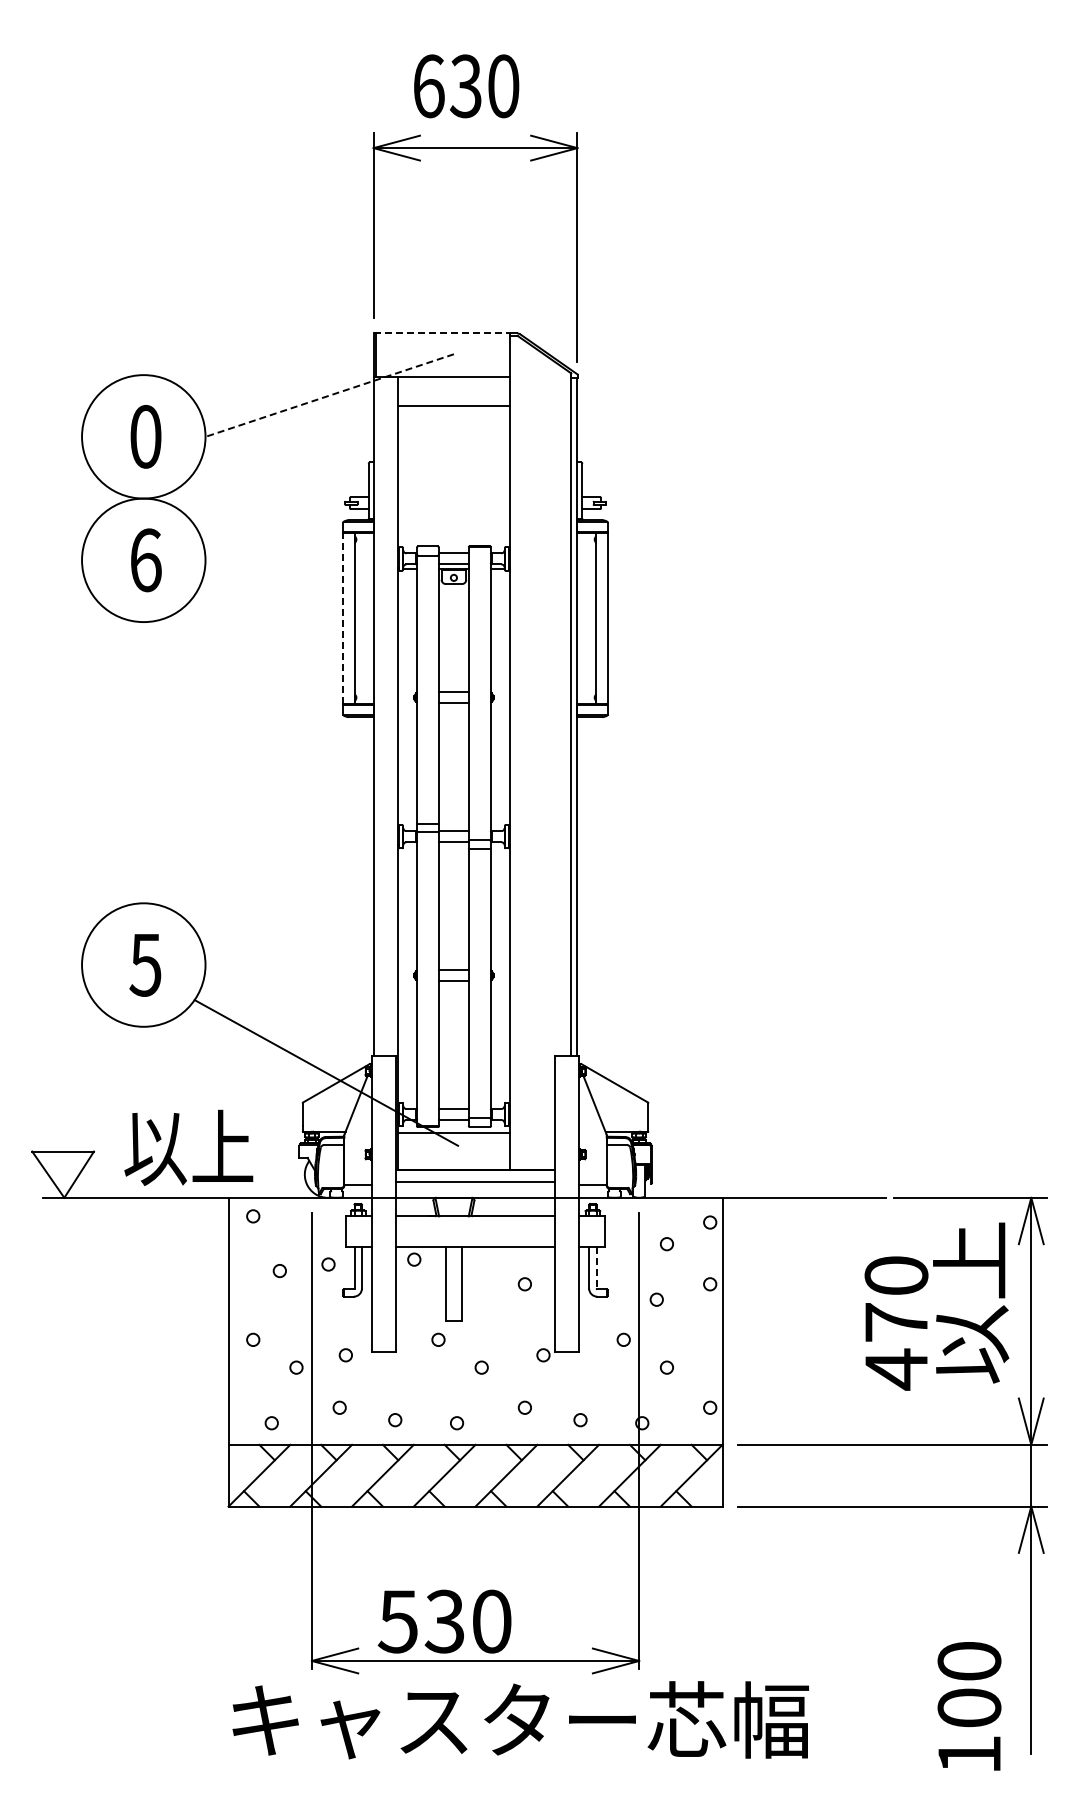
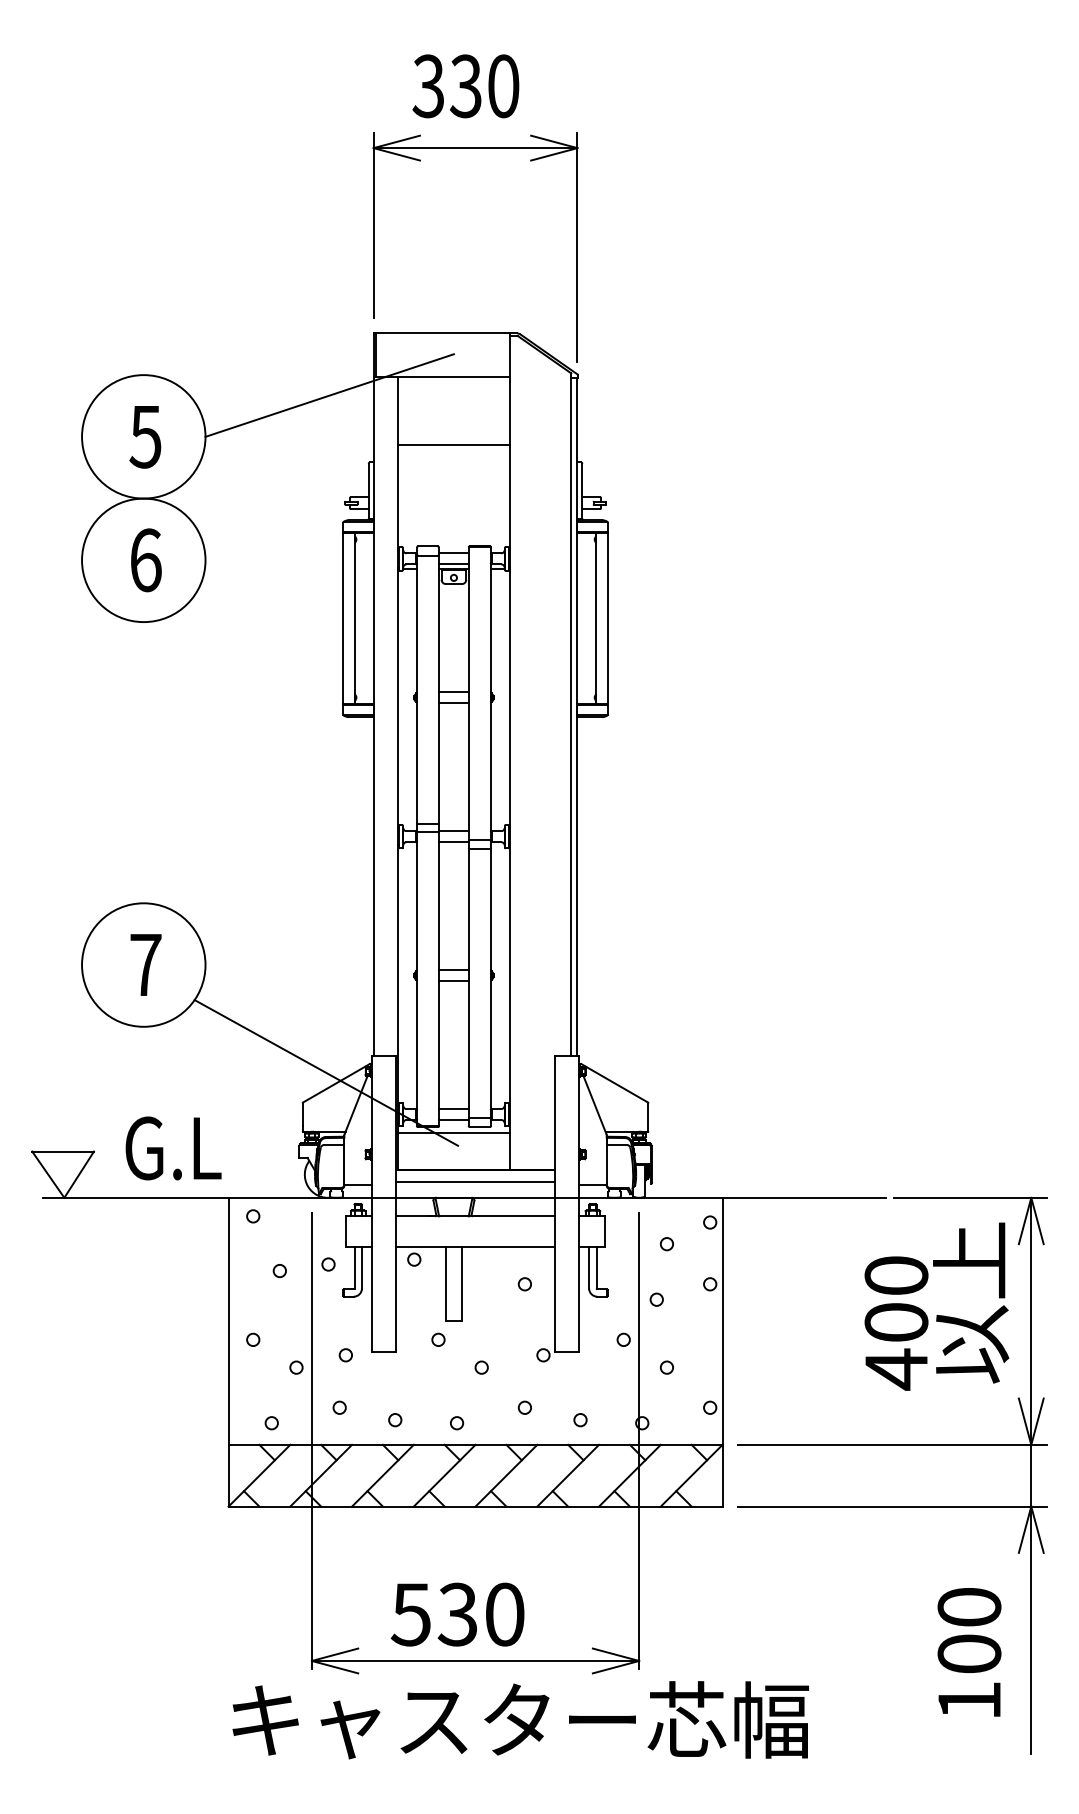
text: 630 -> 330 (428, 86)
line: dashed -> solid (441, 333)
line: dashed -> solid (329, 395)
line position: (453, 406) -> (453, 445) (453, 445)
text: 0 -> 5 (145, 436)
line: dashed -> solid (343, 618)
text: 5 -> 7 (145, 965)
text: 以上 -> G.L (188, 1147)
line: dashed -> solid (596, 1267)
text: 470 -> 400 (896, 1322)
text position: (444, 1621) -> (457, 1614) (457, 1614)
text position: (969, 1706) -> (969, 1652) (969, 1652)
